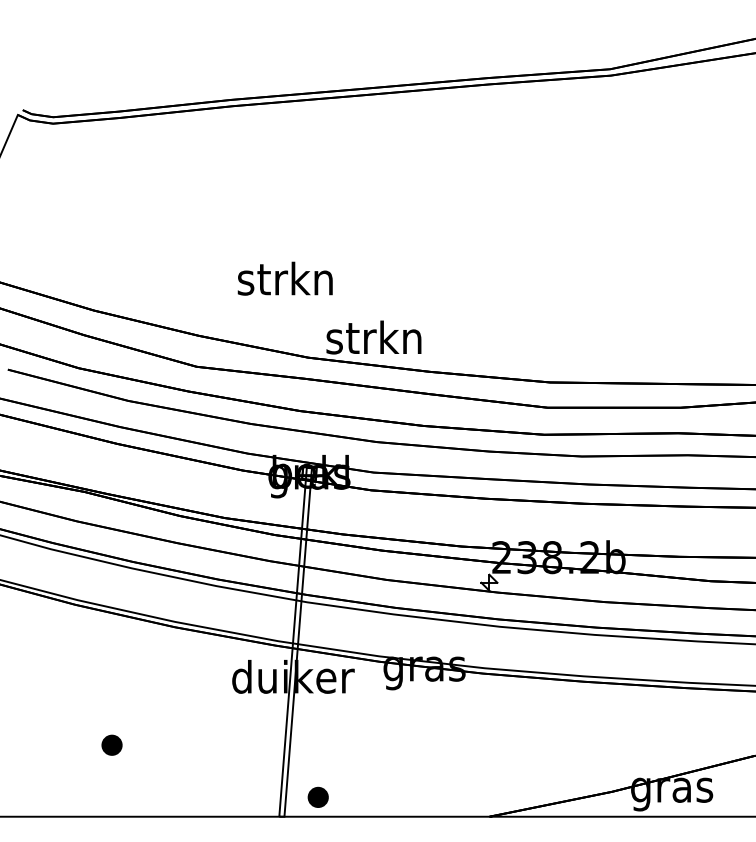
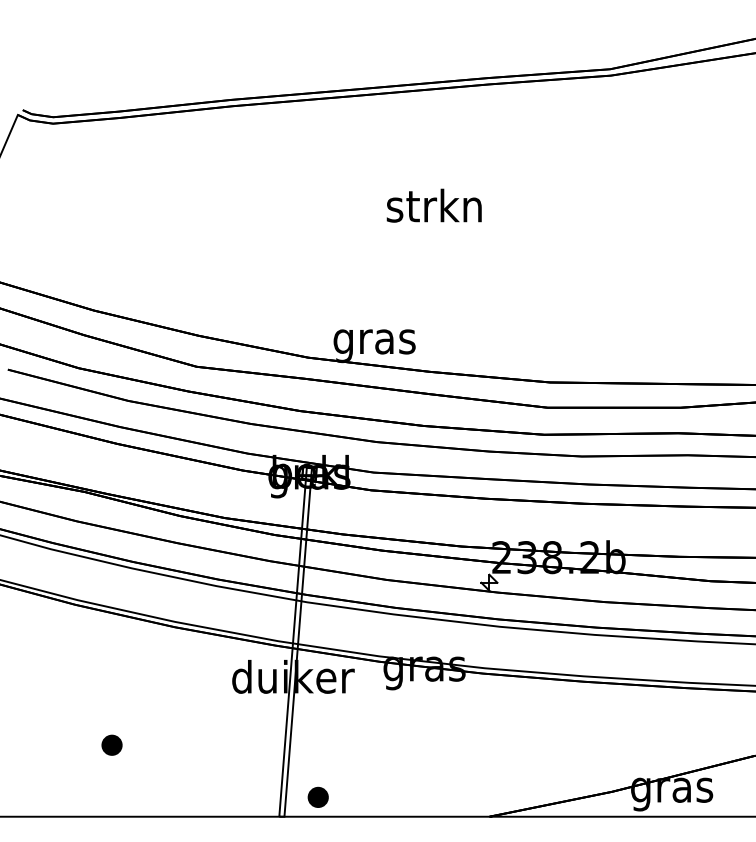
text position: (284, 278) -> (433, 205) (433, 205)
text: strkn -> gras (373, 341)
